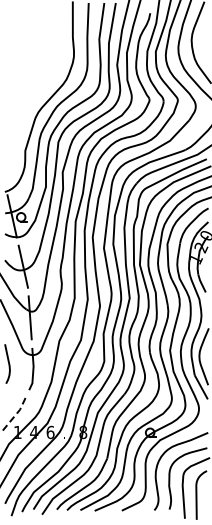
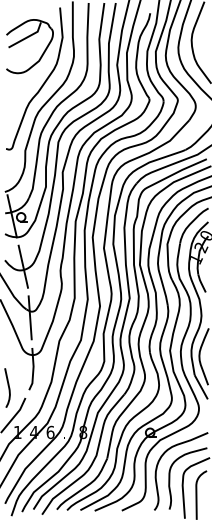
part: none -> present (29, 70)
curve position: (8, 363) -> (8, 387) (8, 387)
line: dashed -> solid (14, 416)
